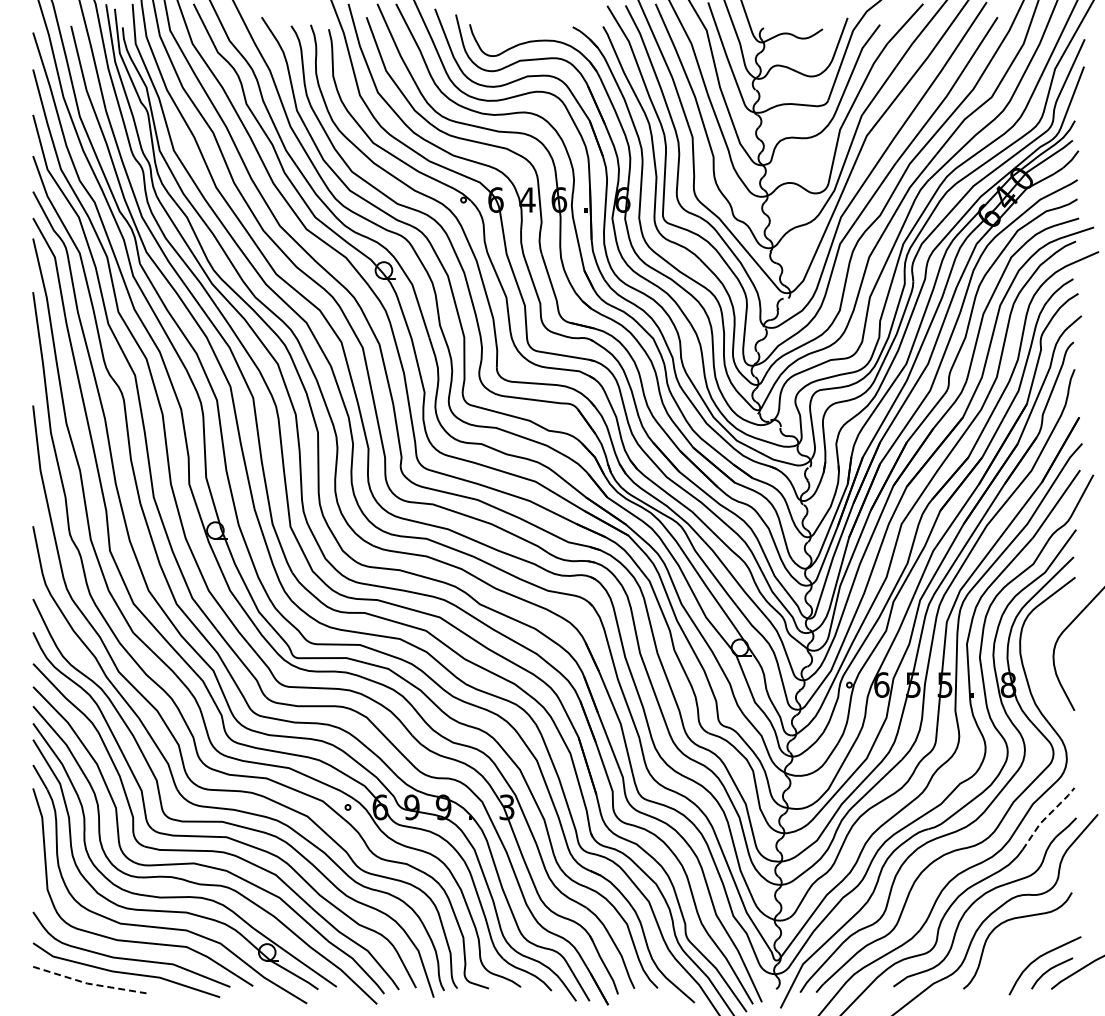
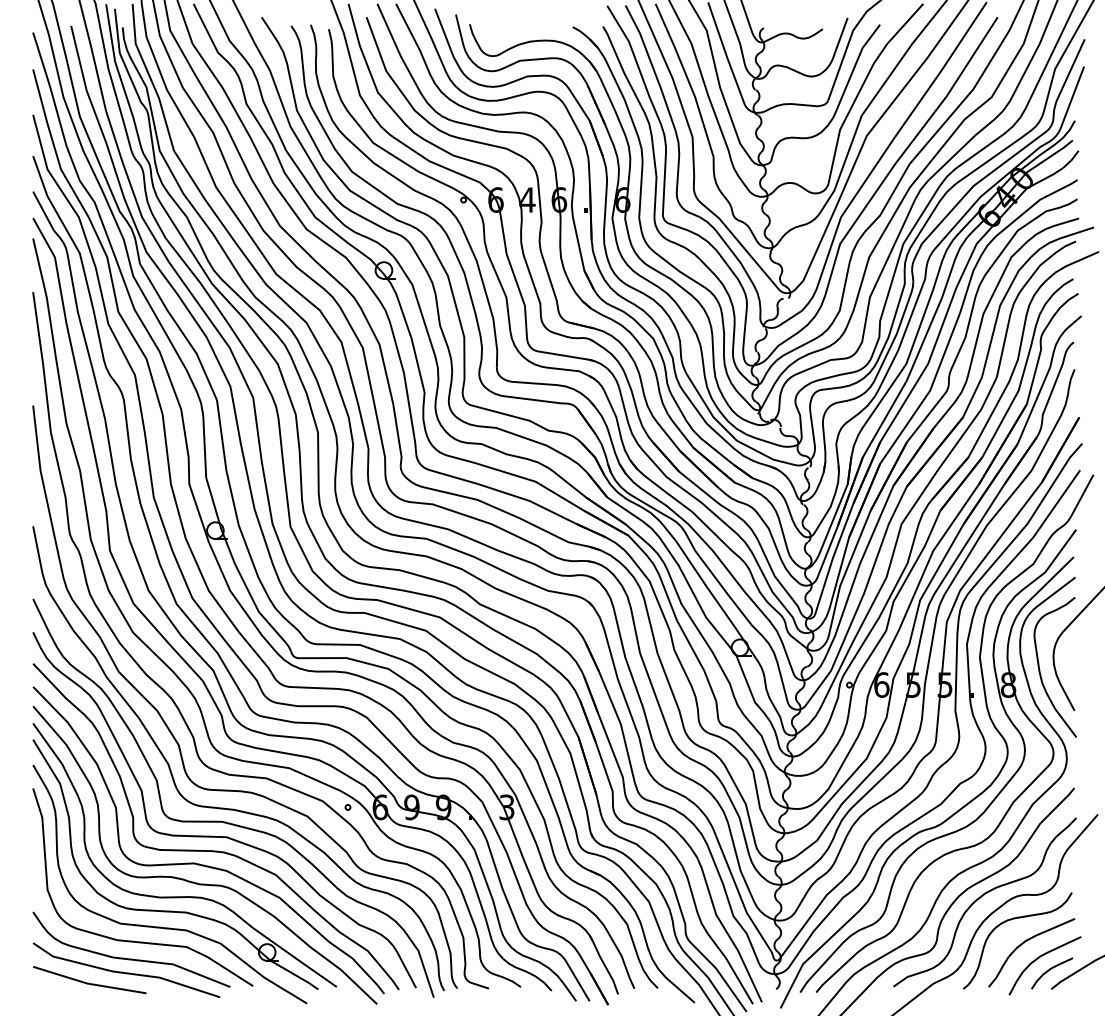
curve: none -> present (1040, 669)
line: dashed -> solid (1047, 816)
part: none -> present (1024, 943)
line: dashed -> solid (89, 983)
